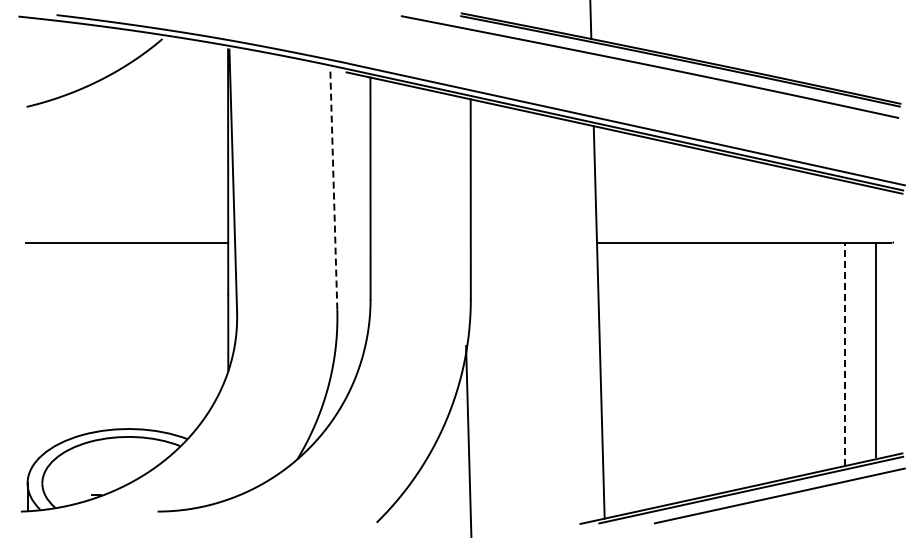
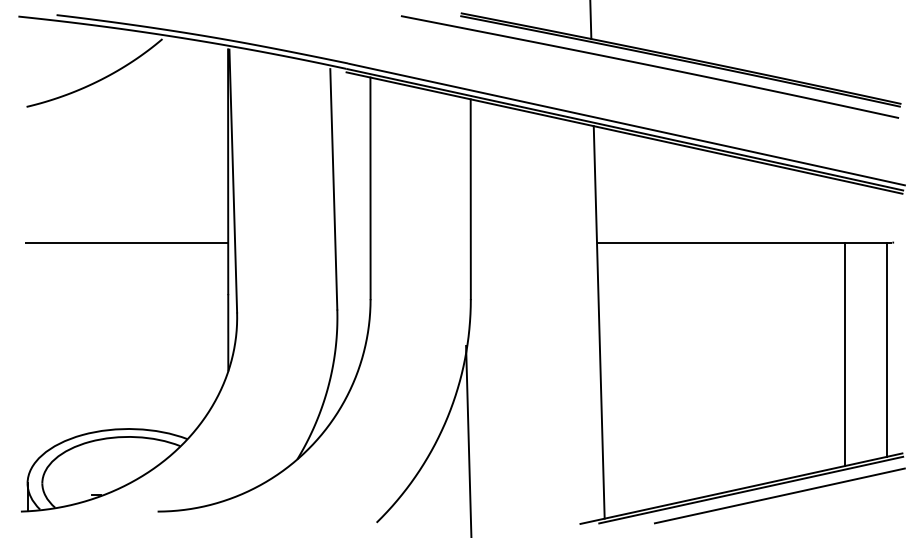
line: dashed -> solid (333, 188)
line position: (876, 349) -> (887, 349) (887, 349)
line: dashed -> solid (845, 354)
